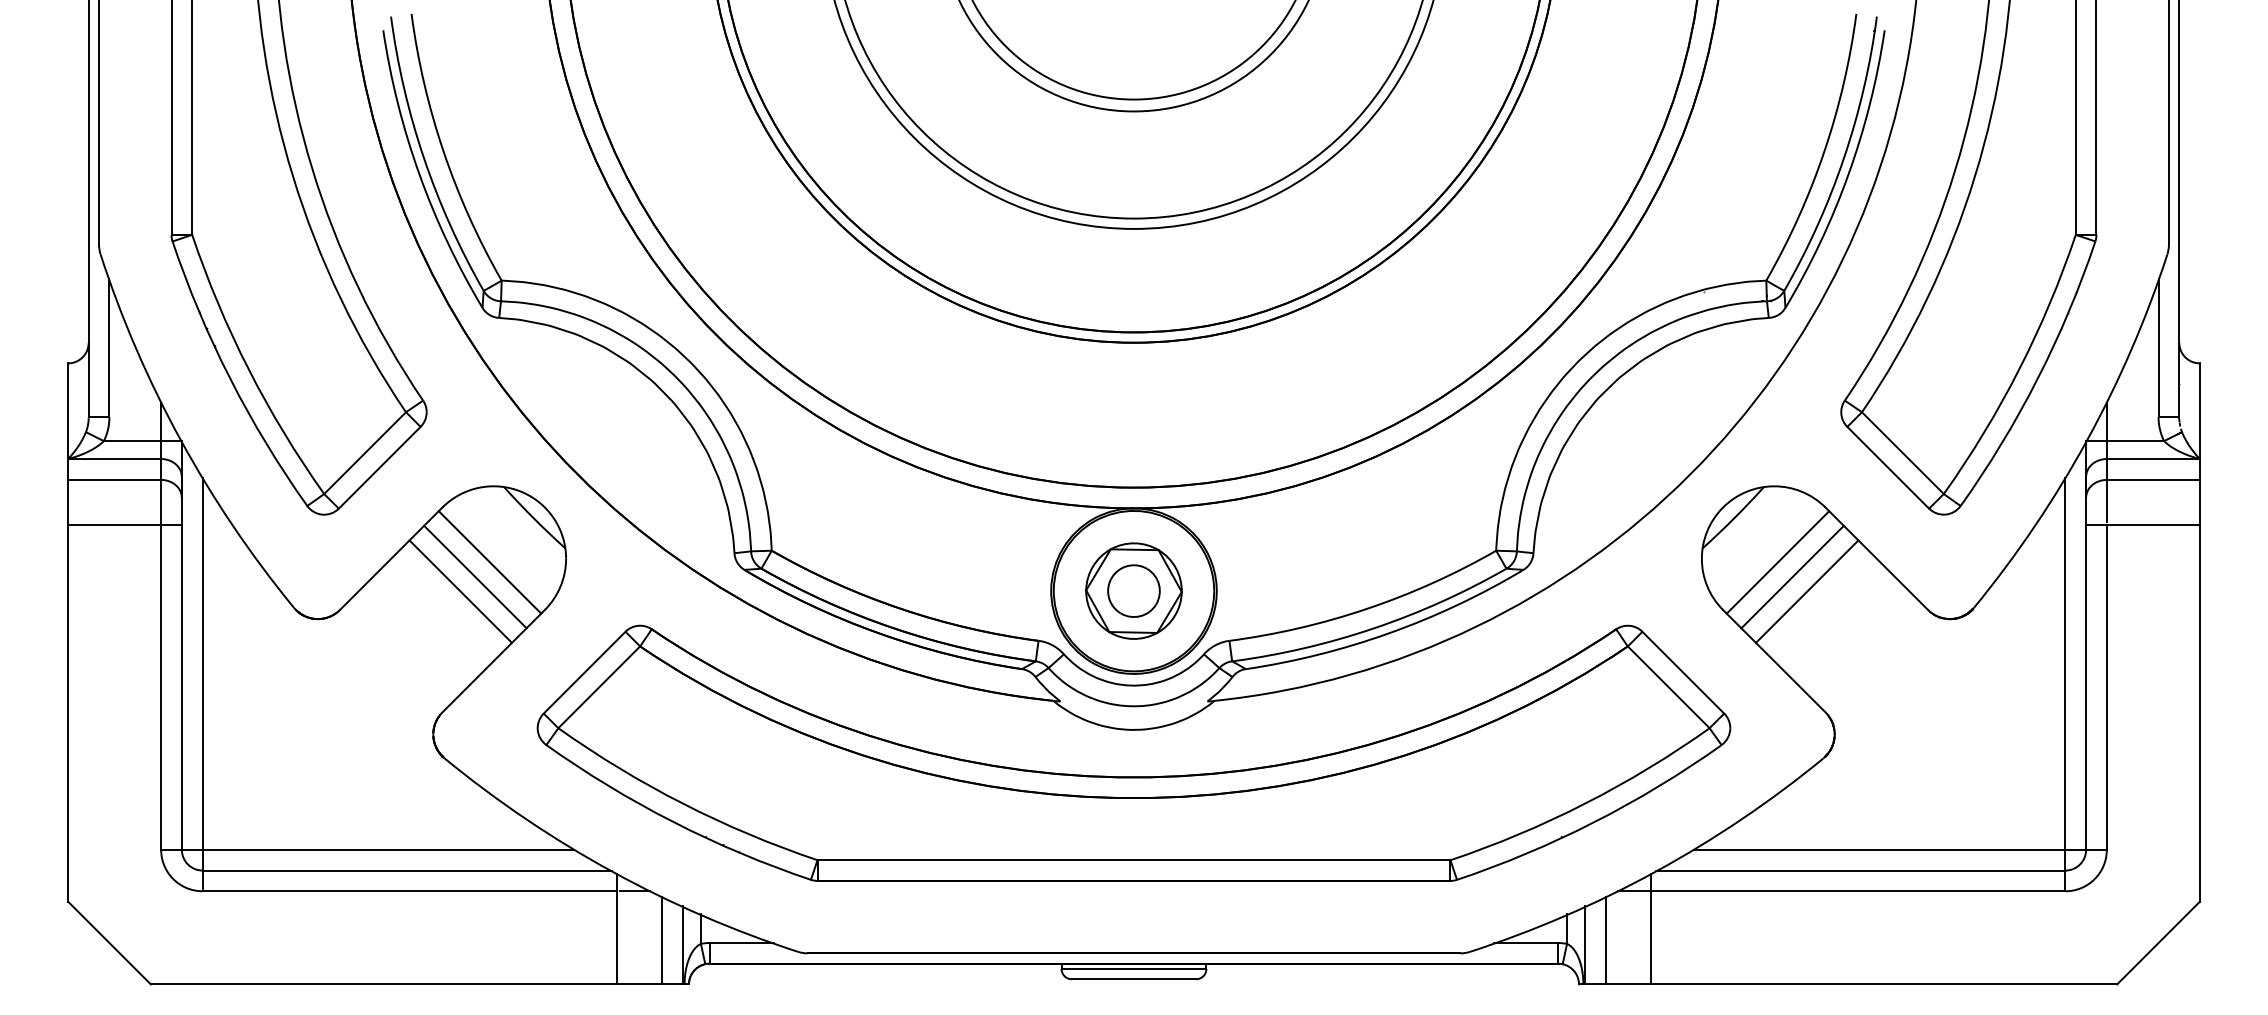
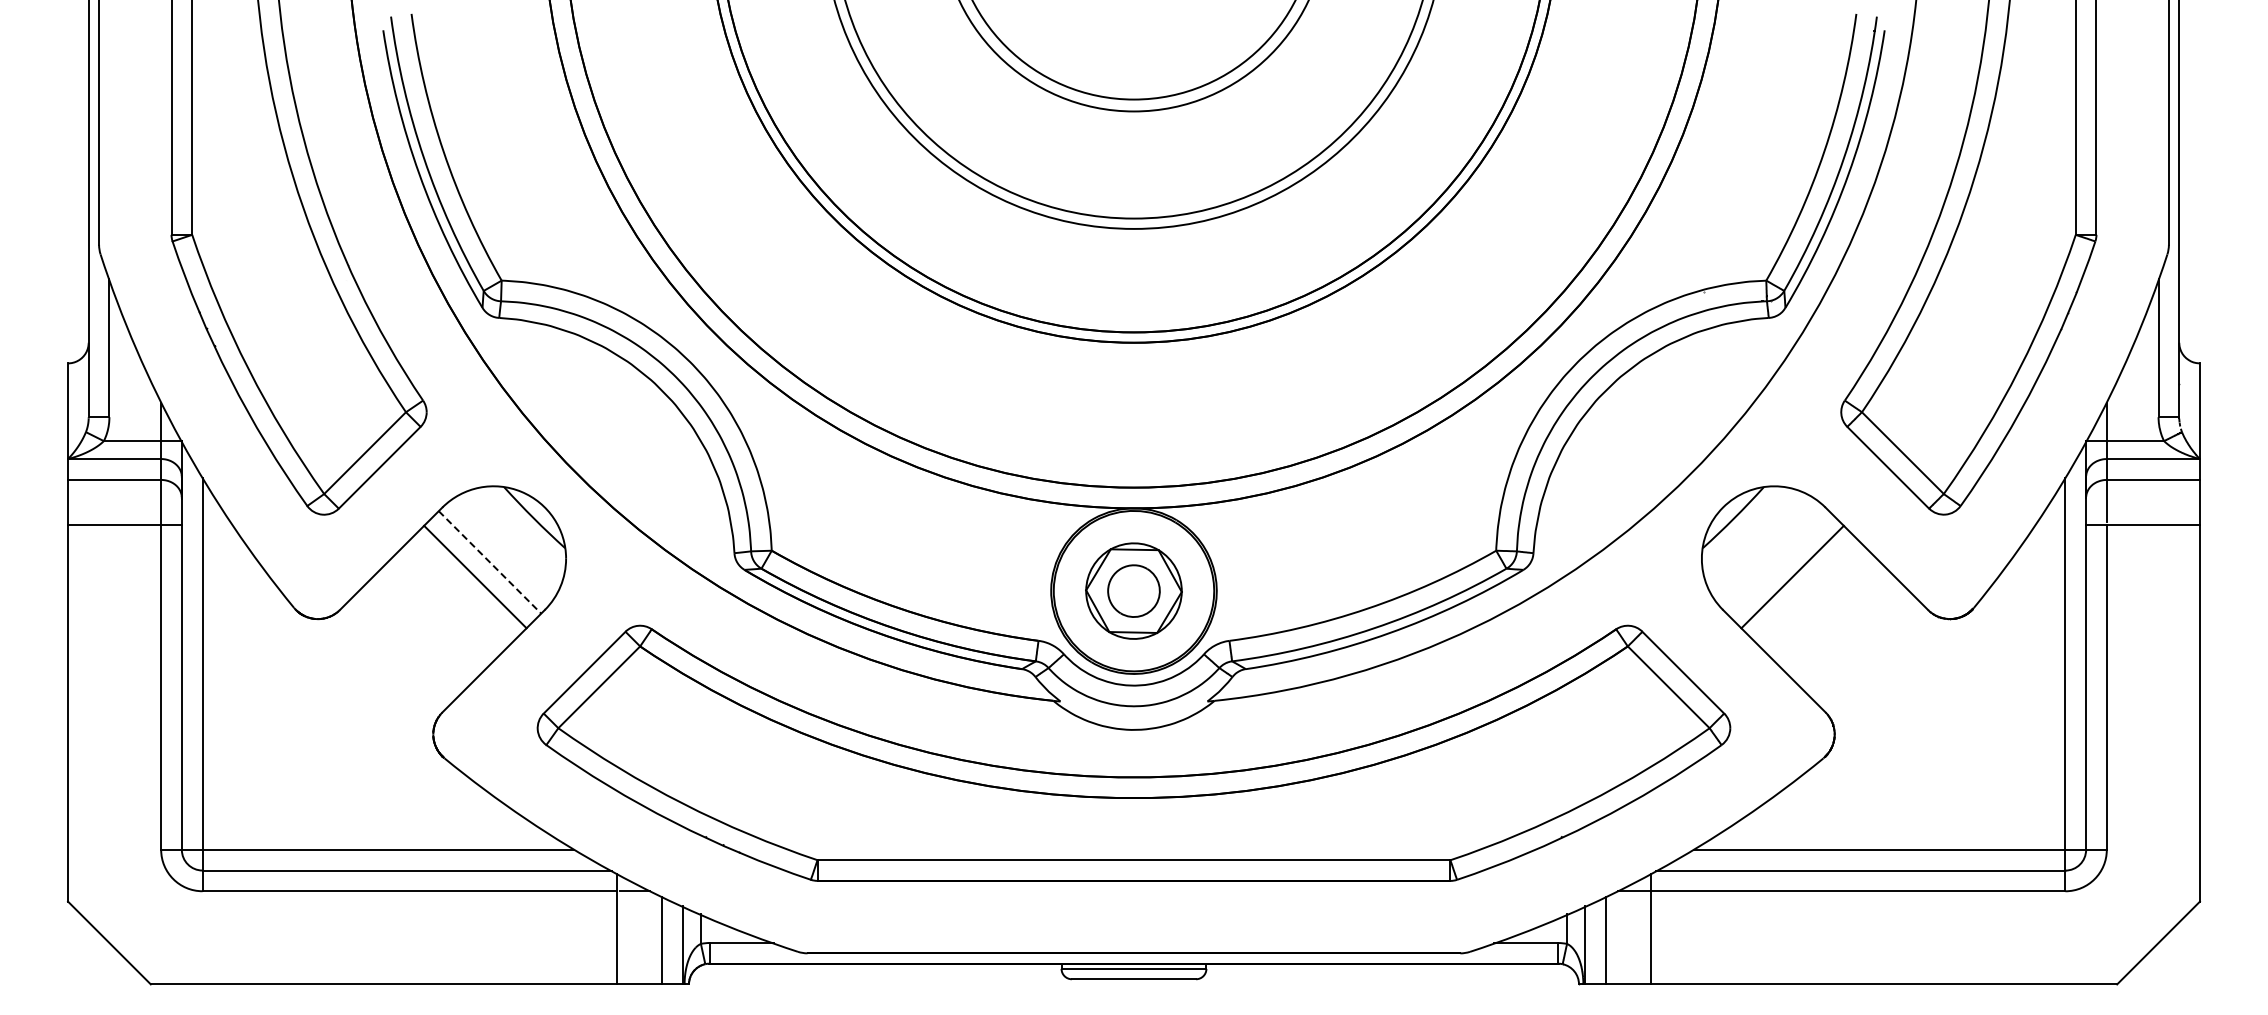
line: solid -> dashed (490, 562)
line: present -> none (1777, 562)
line: present -> none (460, 591)
line: present -> none (1806, 591)
